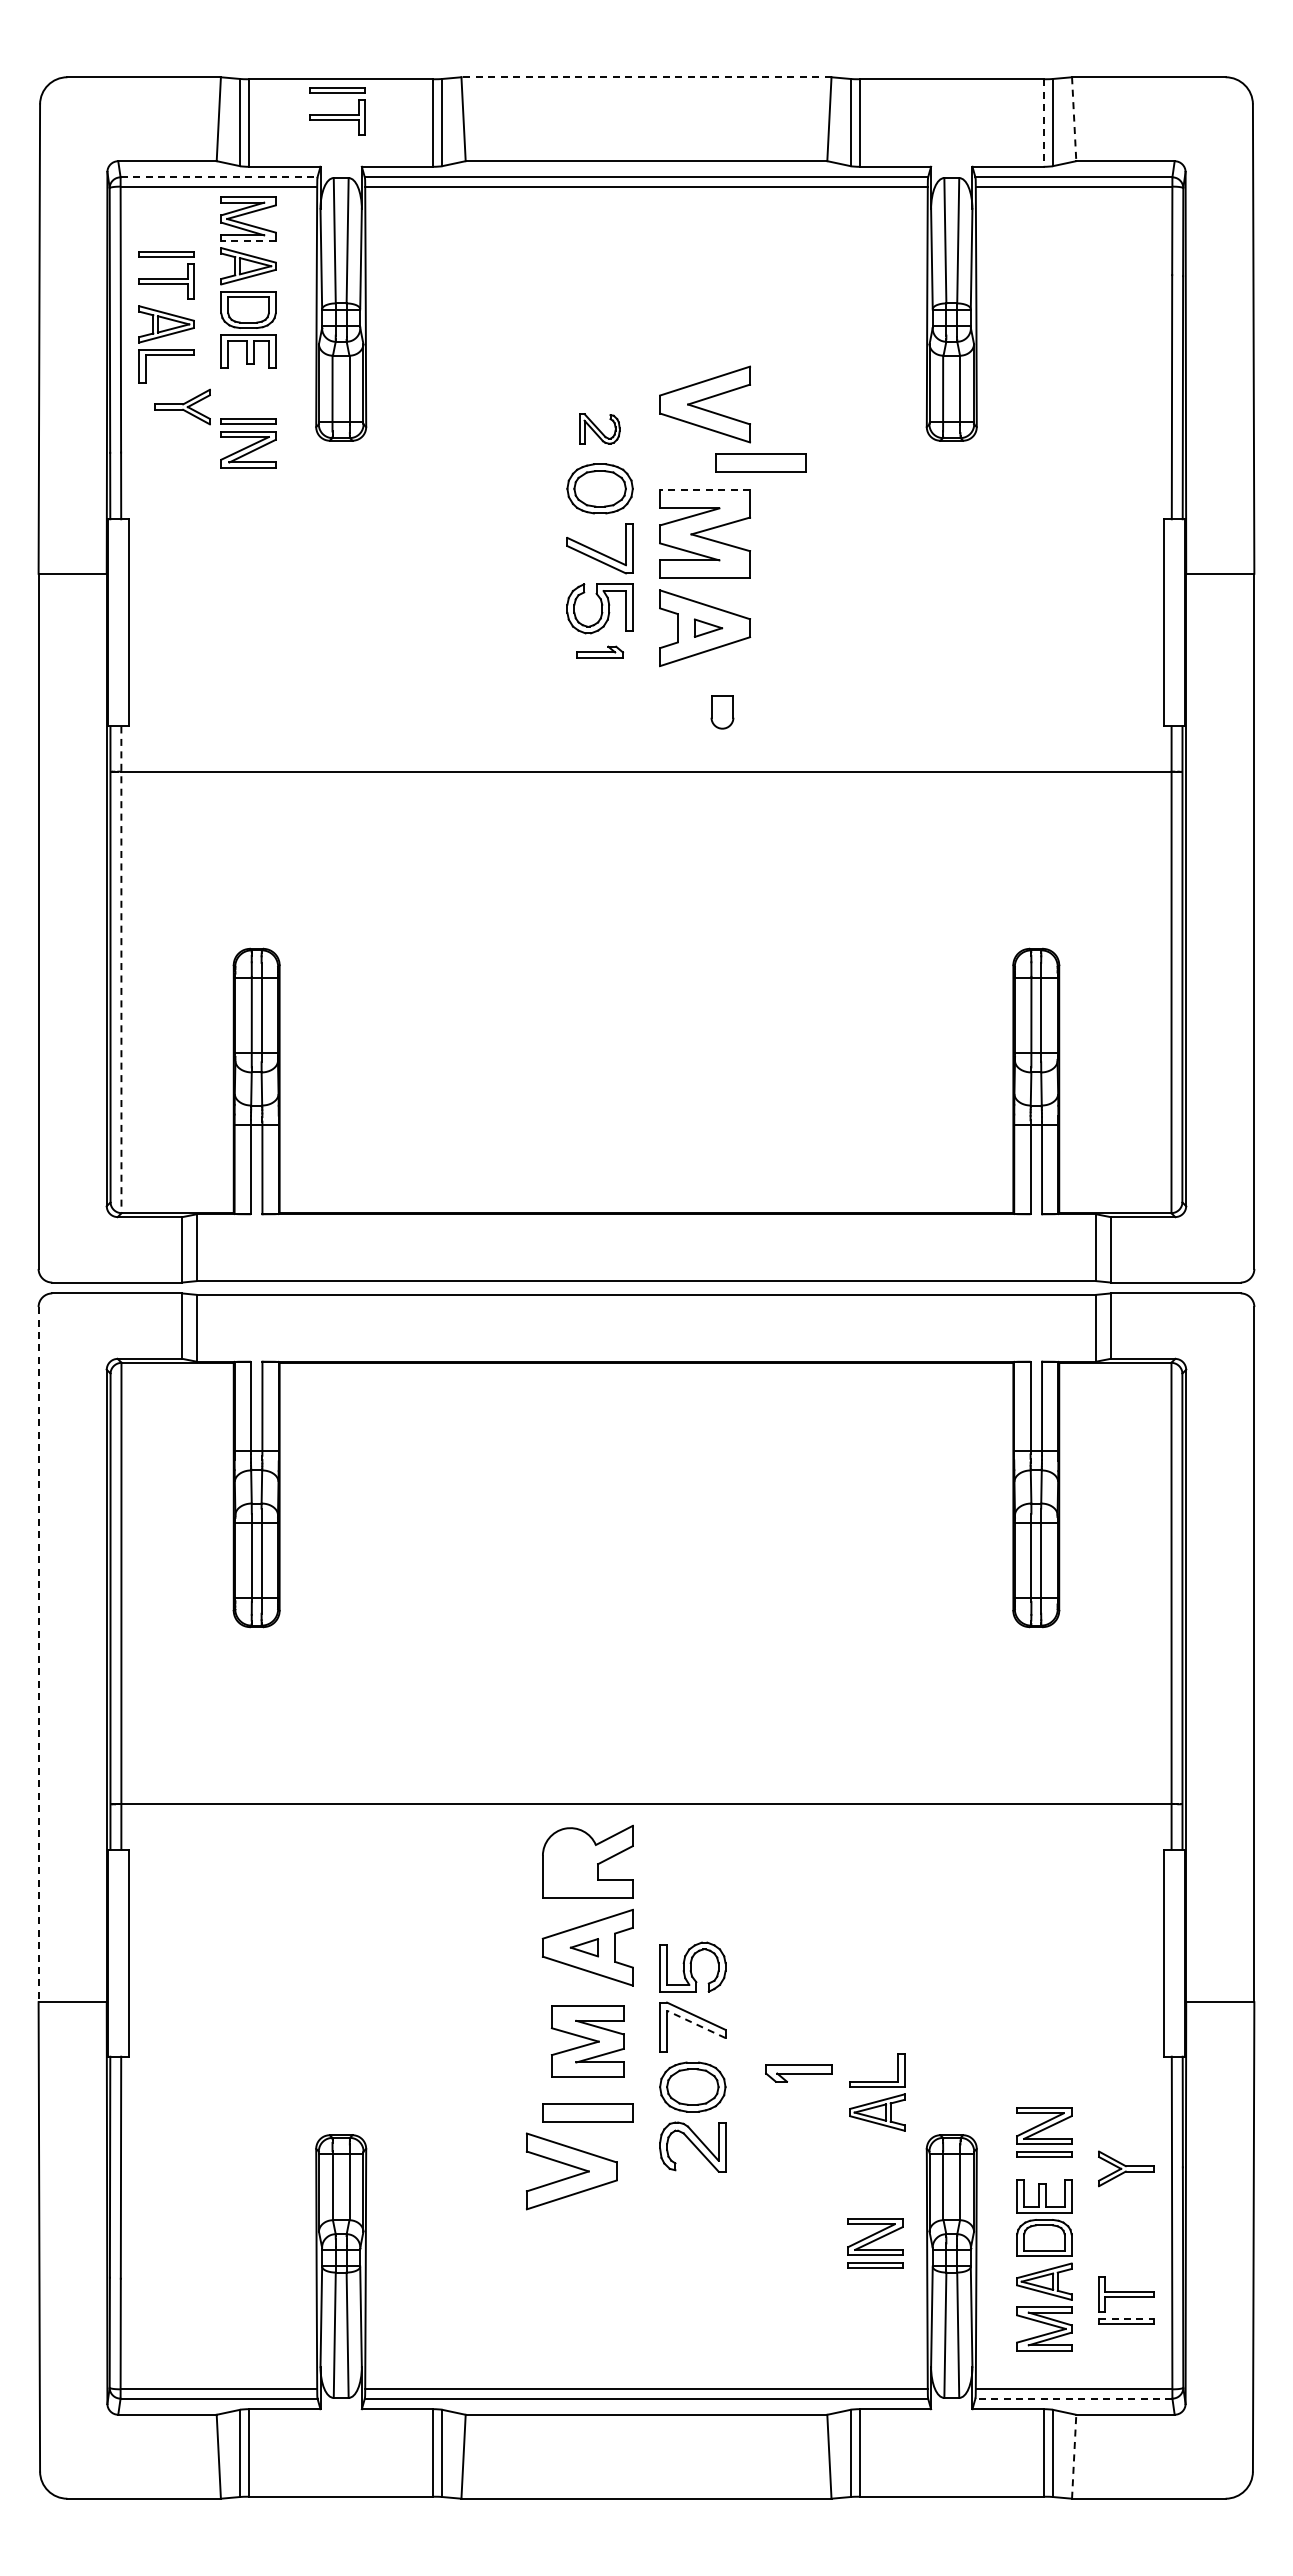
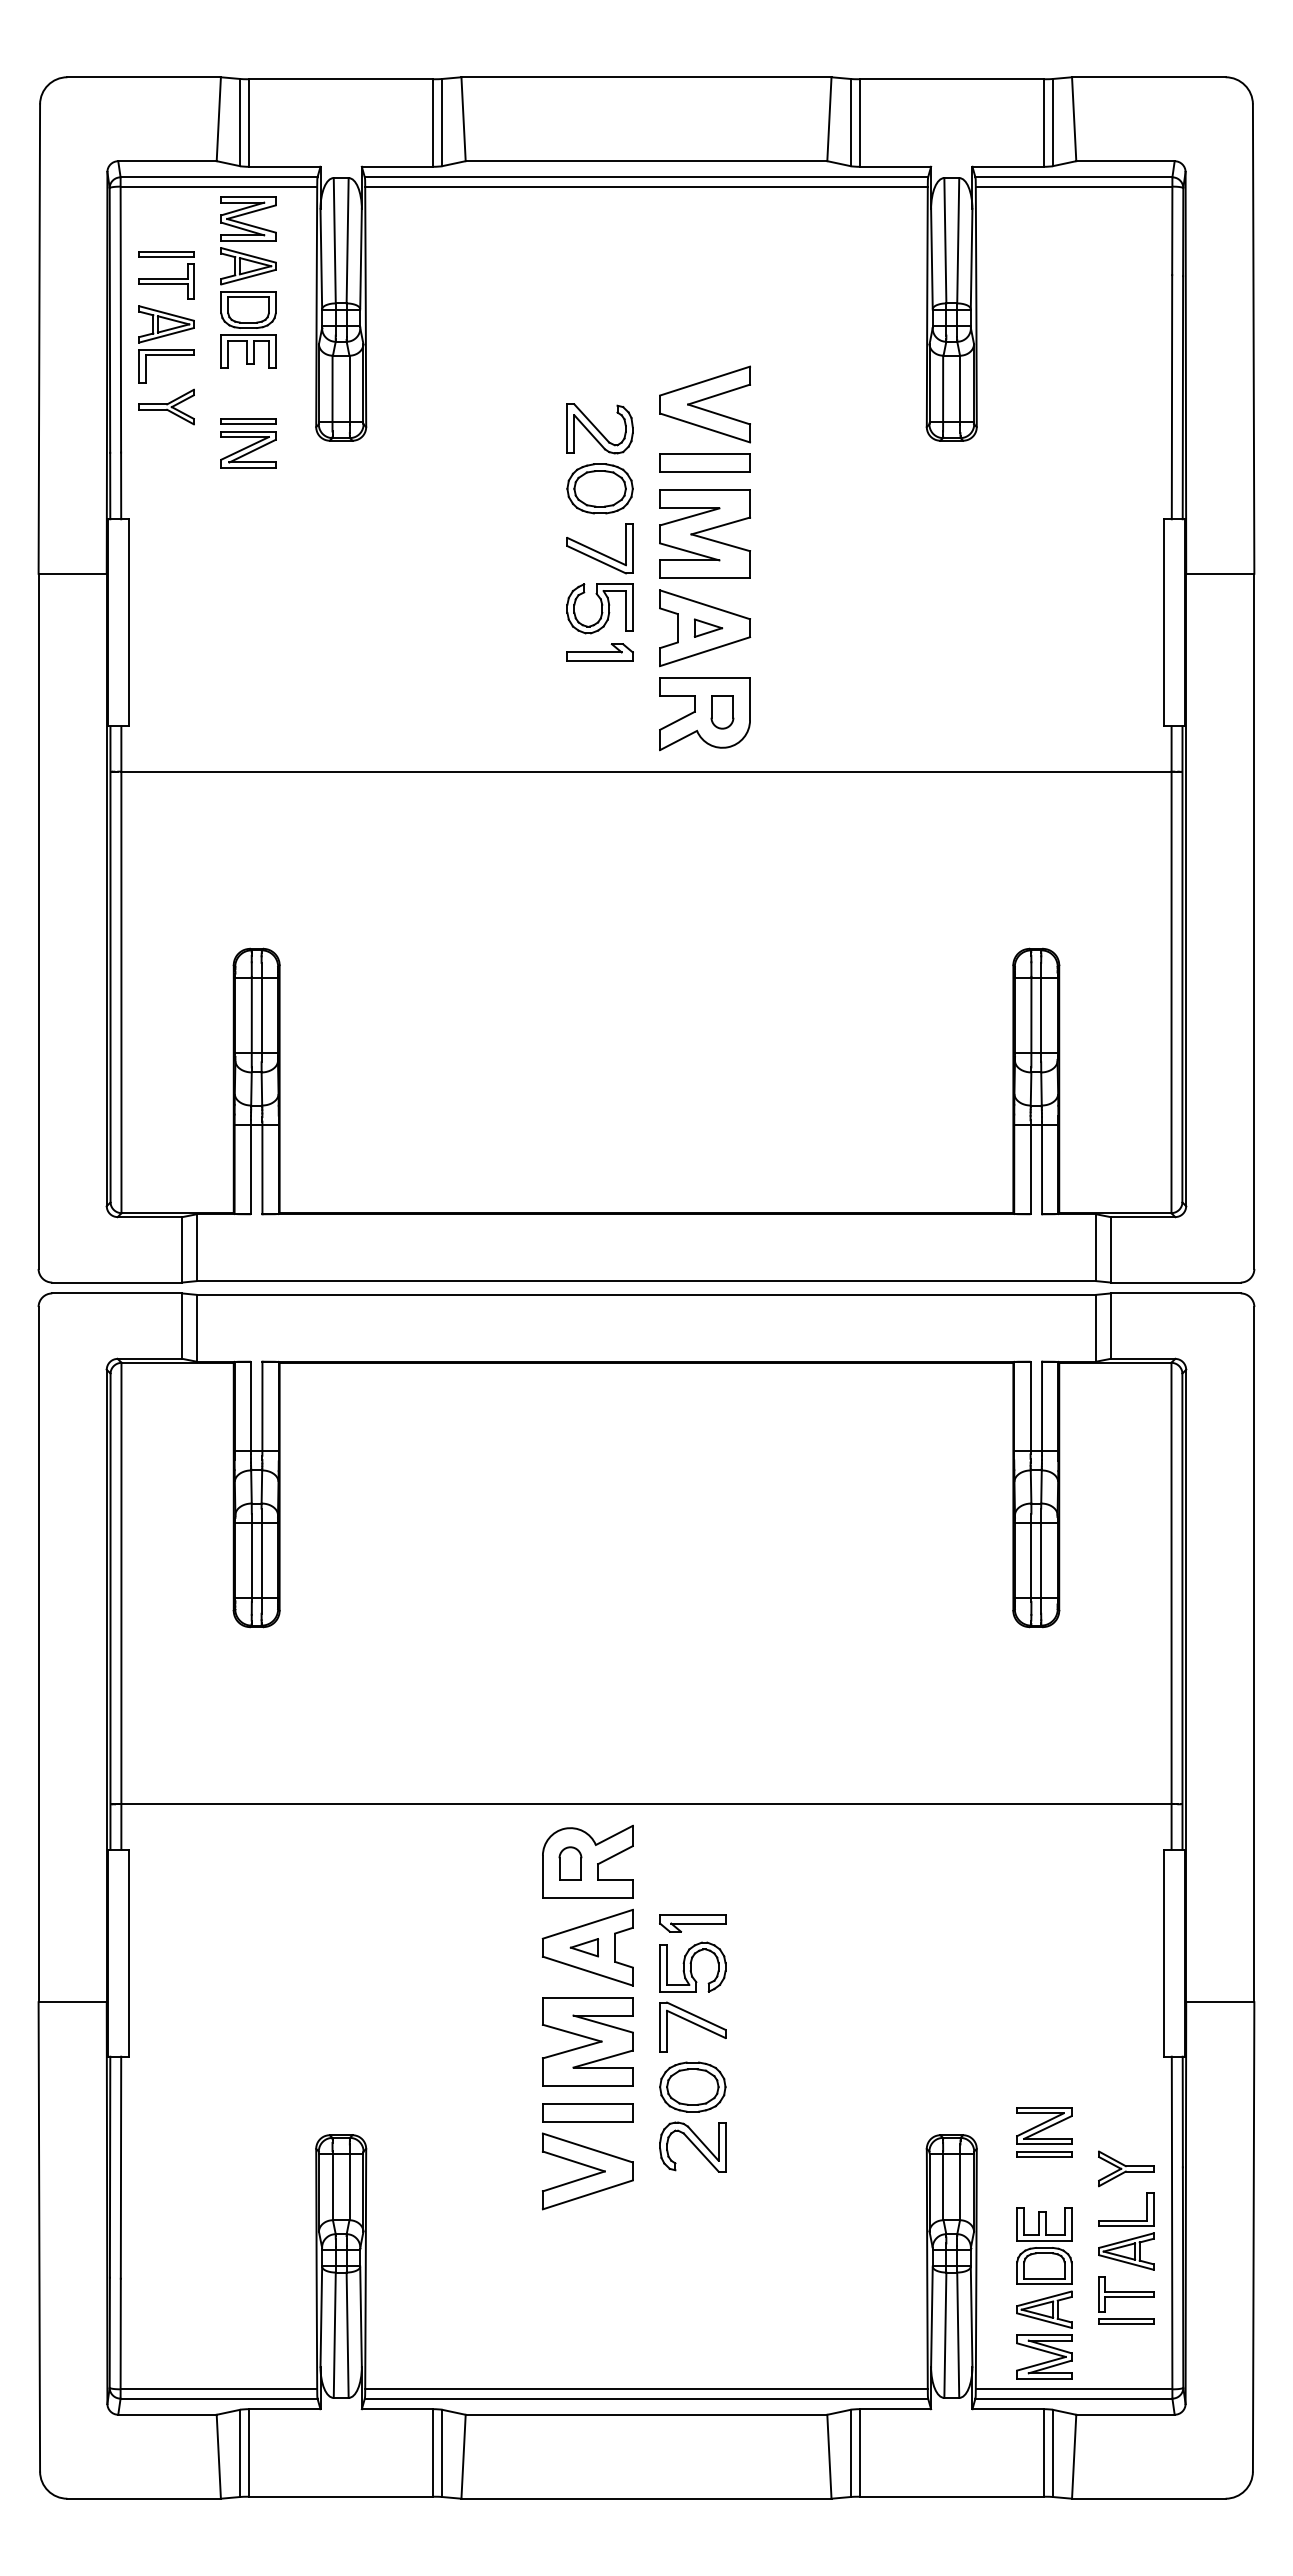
line: dashed -> solid (645, 77)
part: present -> none (337, 111)
line: dashed -> solid (1074, 119)
line: dashed -> solid (1043, 123)
line: dashed -> solid (219, 177)
line: dashed -> solid (248, 240)
part position: (182, 406) -> (166, 406) (166, 406)
part size: 42x32 px -> 68x52 px (599, 428)
part position: (760, 462) -> (704, 462) (704, 462)
line: dashed -> solid (705, 490)
part size: 49x14 px -> 68x19 px (599, 652)
part: none -> present (704, 714)
line: dashed -> solid (121, 970)
line: dashed -> solid (38, 1654)
part: none -> present (570, 1863)
line: dashed -> solid (695, 2024)
part size: 75x73 px -> 92x90 px (587, 2041)
part position: (798, 2073) -> (692, 1923) (692, 1923)
part position: (877, 2092) -> (1126, 2231) (1126, 2231)
part position: (571, 2171) -> (587, 2171) (587, 2171)
part: present -> none (875, 2243)
part position: (1044, 2265) -> (1044, 2293) (1044, 2293)
line: dashed -> solid (1126, 2318)
line: dashed -> solid (1073, 2398)
line: dashed -> solid (1074, 2456)
